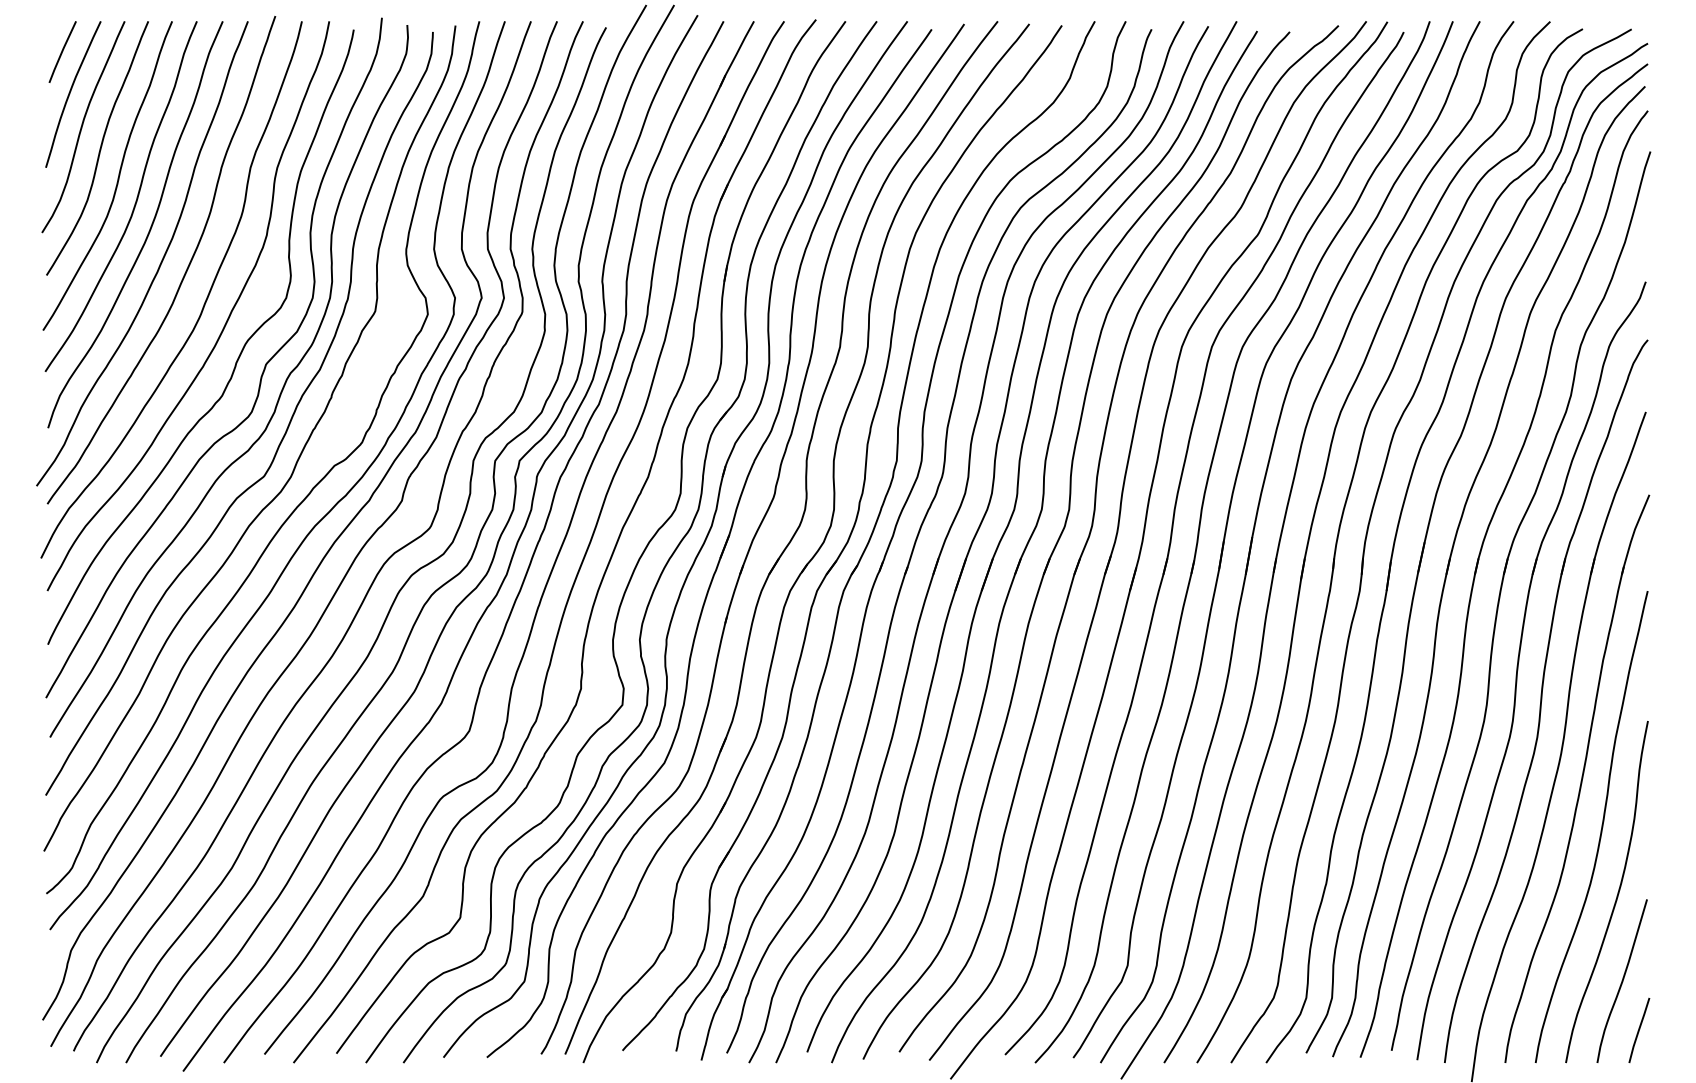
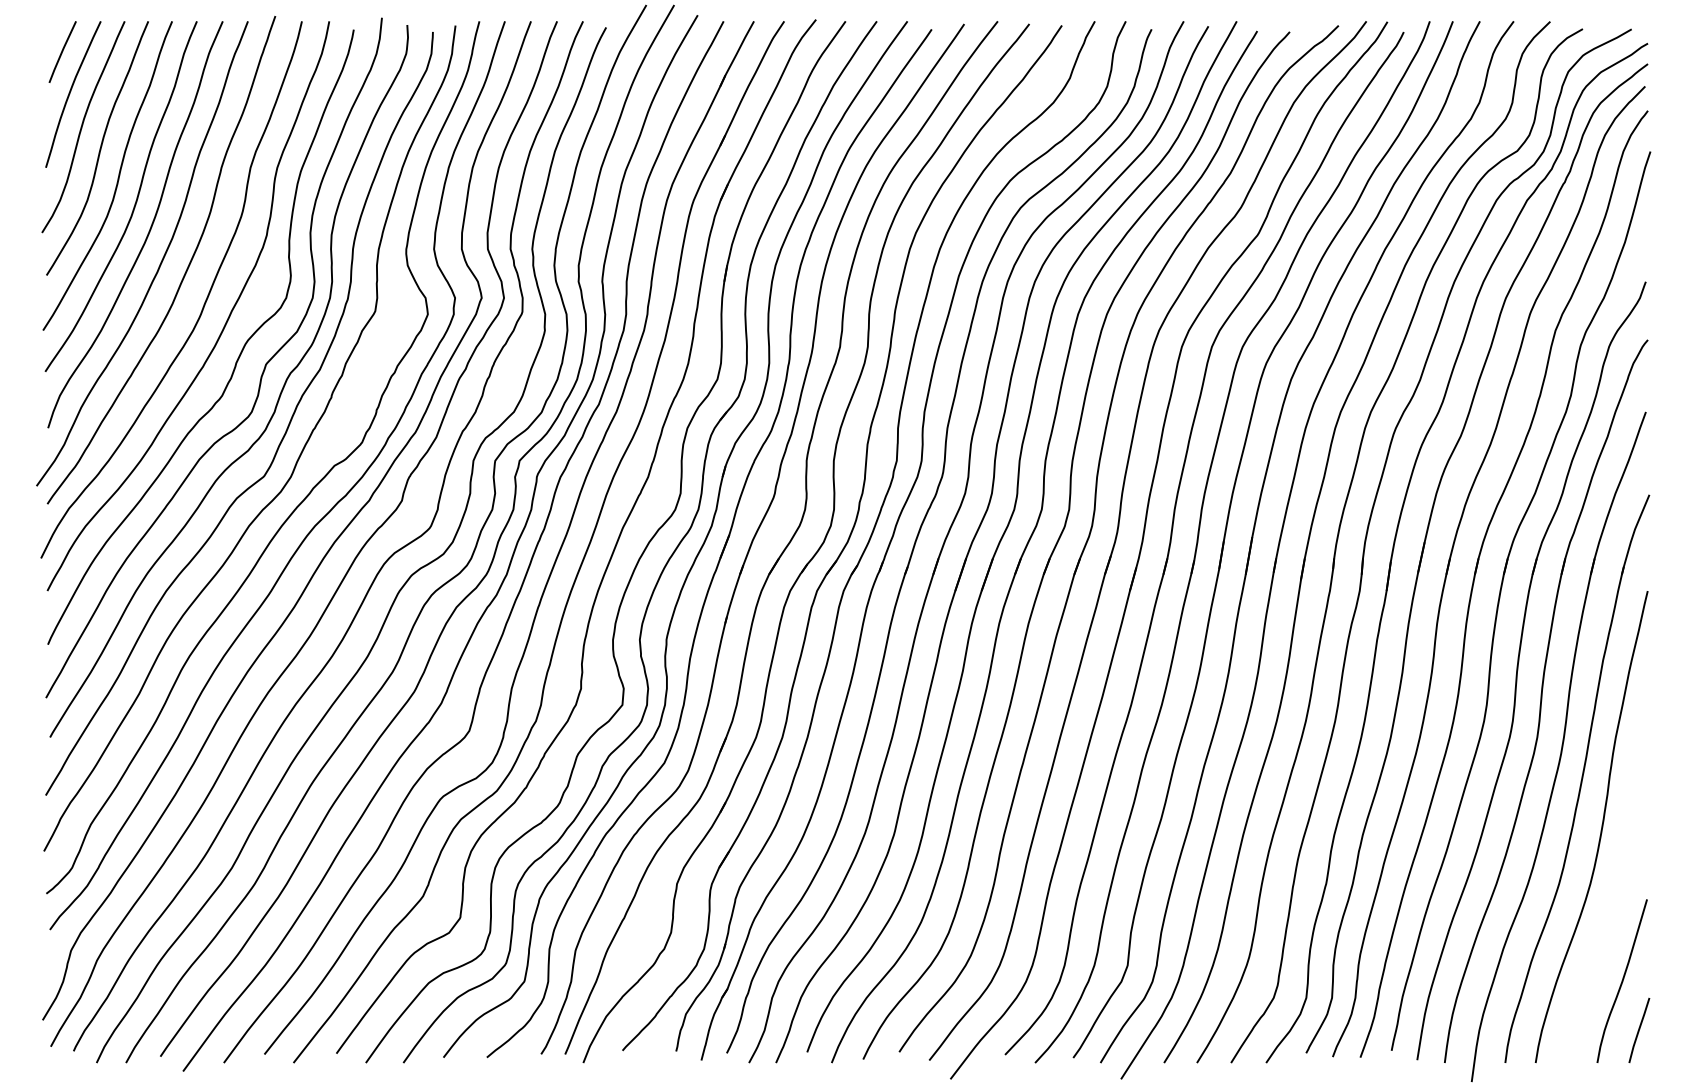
curve: present -> none (1616, 895)
